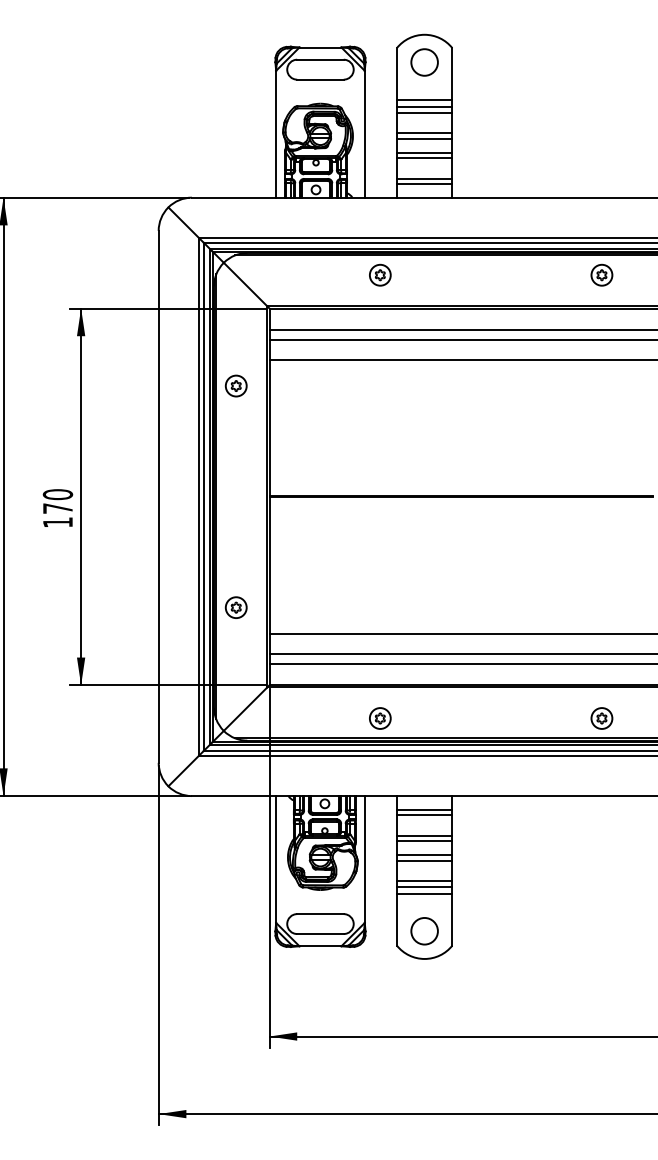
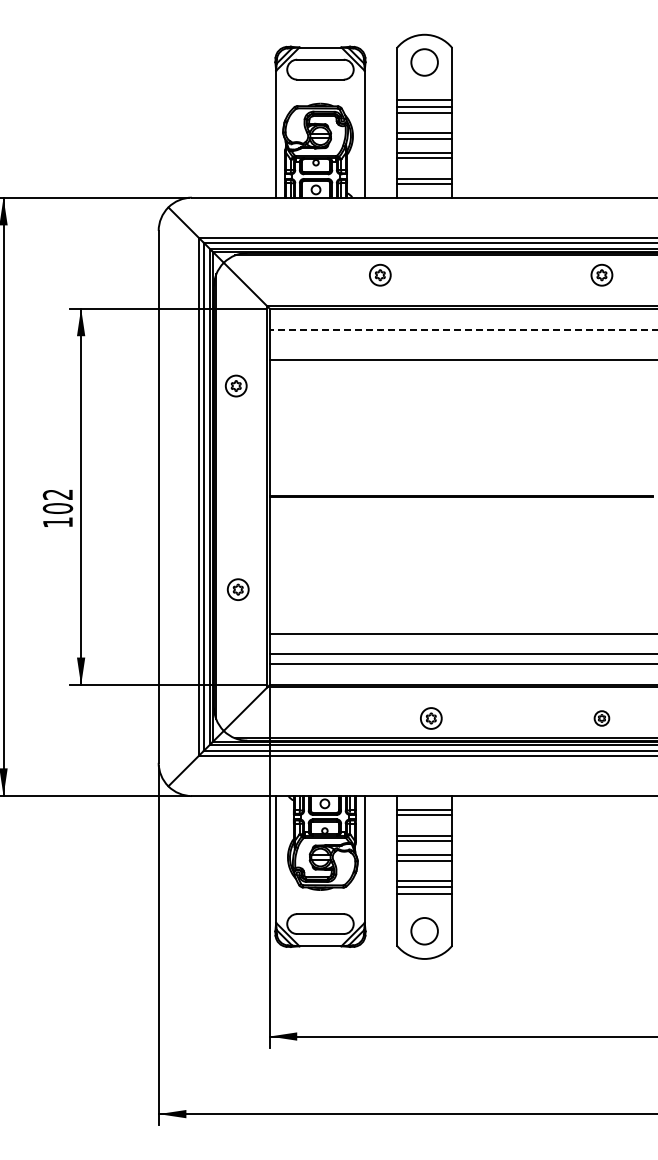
line: solid -> dashed (463, 329)
line: present -> none (461, 339)
text: 170 -> 102 (57, 501)
part position: (235, 607) -> (237, 589) (237, 589)
part position: (380, 718) -> (431, 718) (431, 718)
part size: 24x23 px -> 18x17 px (601, 718)
